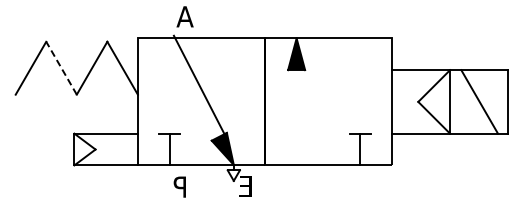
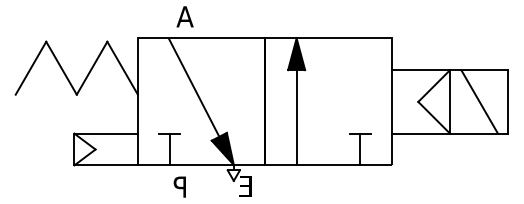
line: dashed -> solid (61, 68)
line position: (198, 84) -> (193, 87) (193, 87)
line: none -> present (296, 117)
